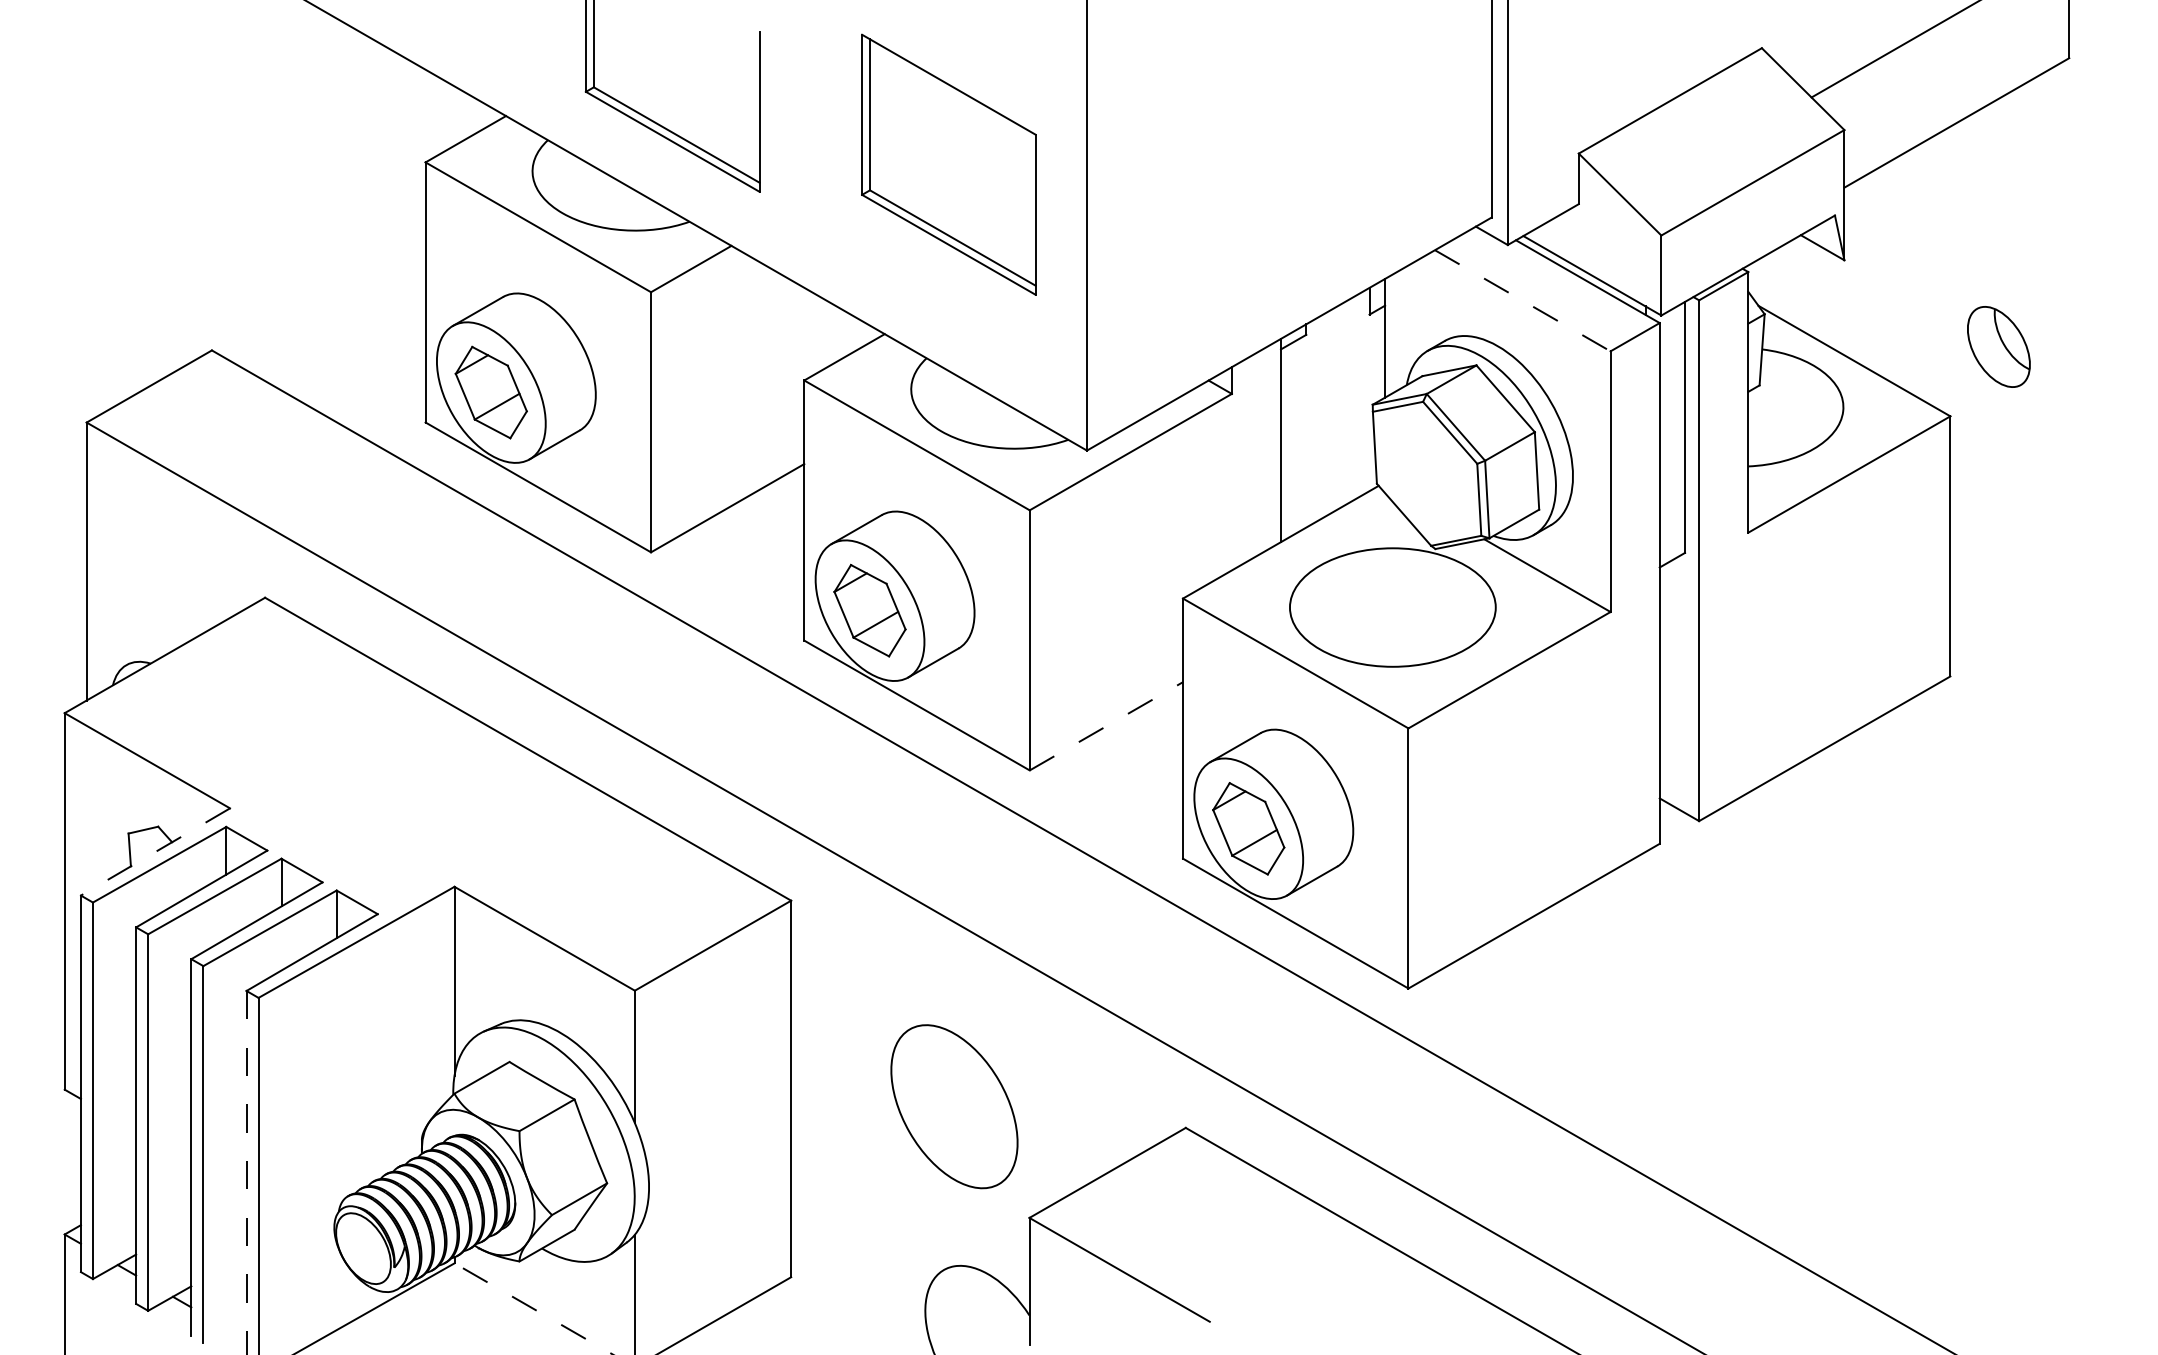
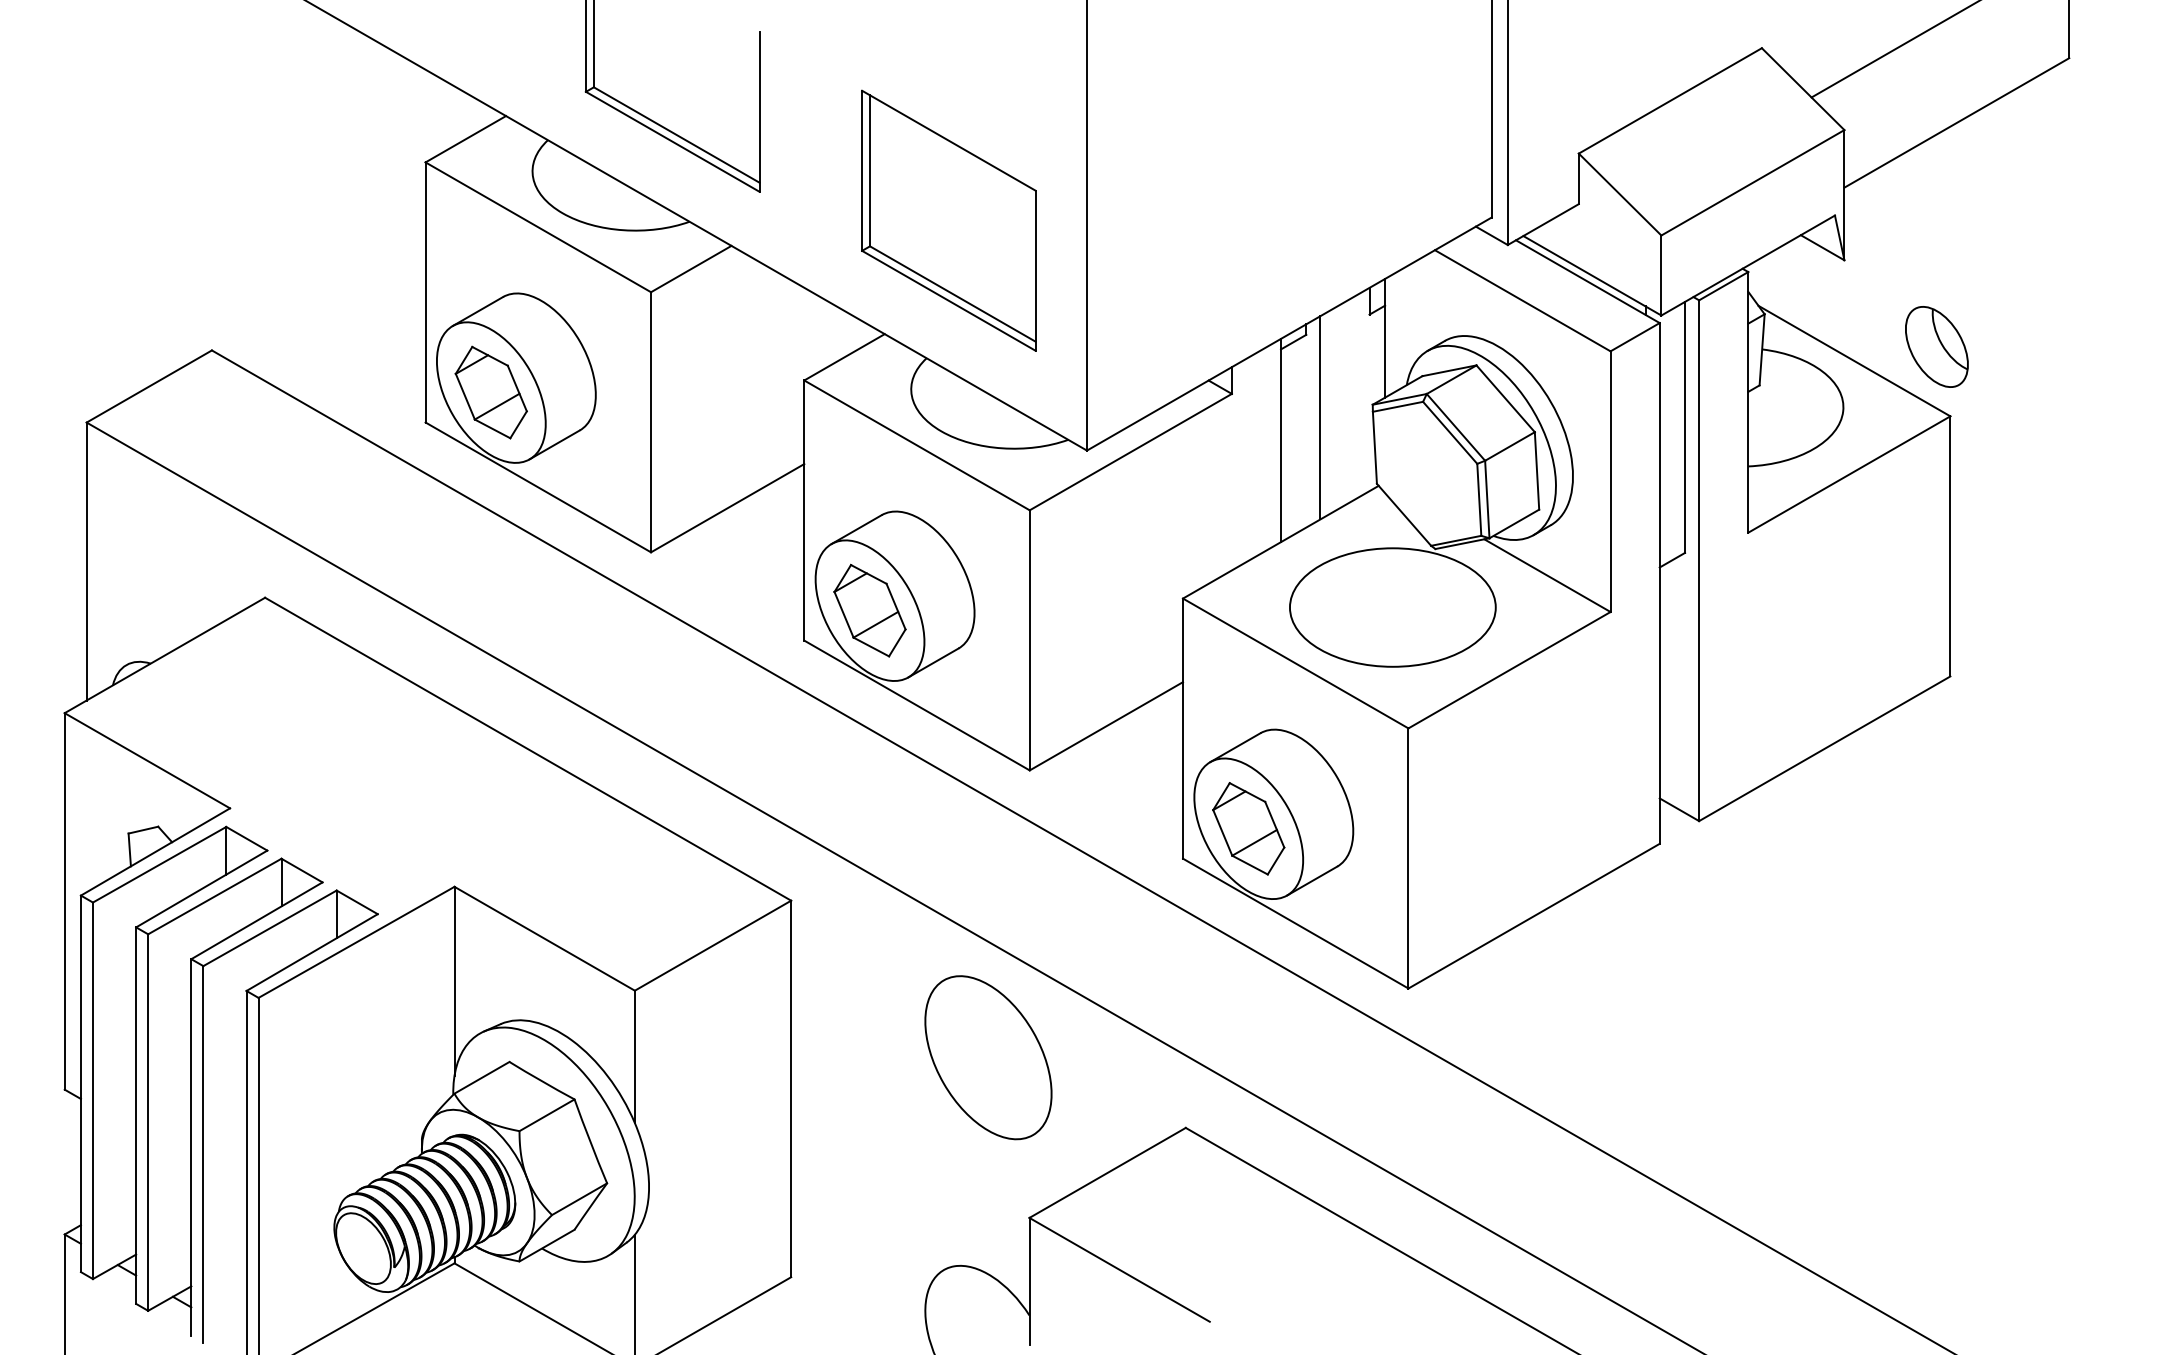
part position: (948, 164) -> (948, 220) (948, 220)
line: dashed -> solid (1523, 301)
part position: (1998, 346) -> (1936, 346) (1936, 346)
line: none -> present (1320, 417)
line: dashed -> solid (1106, 726)
line: dashed -> solid (155, 852)
part position: (954, 1106) -> (988, 1057) (988, 1057)
line: dashed -> solid (246, 1172)
line: dashed -> solid (533, 1309)
